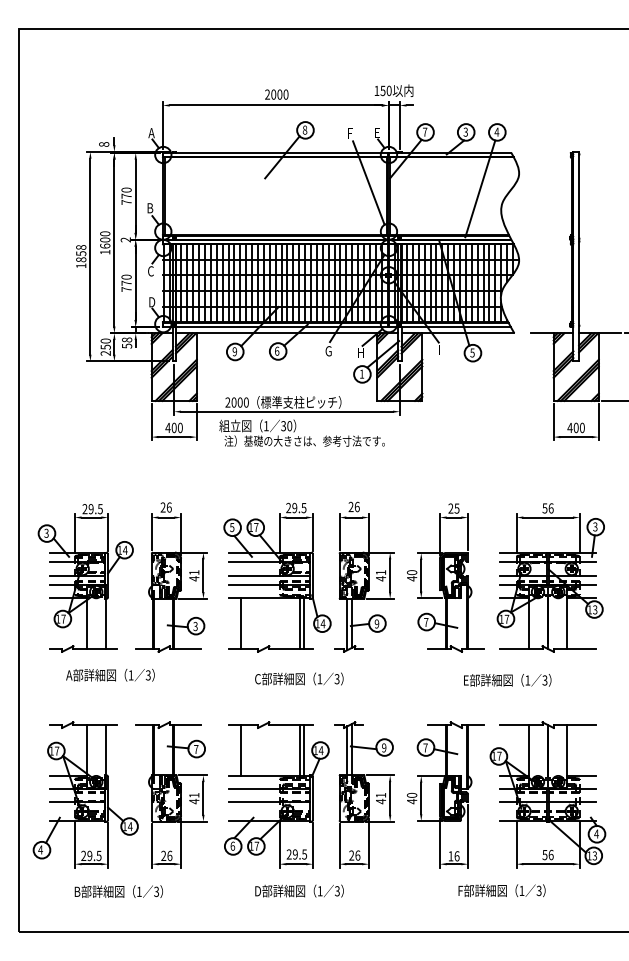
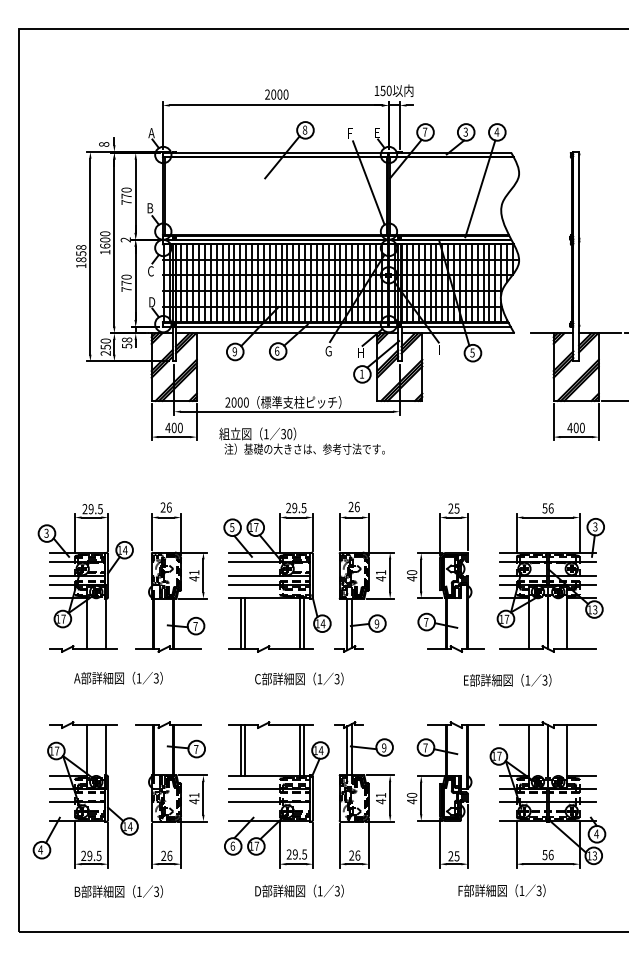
text position: (301, 432) -> (301, 440) (301, 440)
line: none -> present (245, 623)
text: 3 -> 7 (195, 626)
text position: (110, 674) -> (118, 677) (118, 677)
line: none -> present (245, 750)
text: 16 -> 25 (453, 856)
